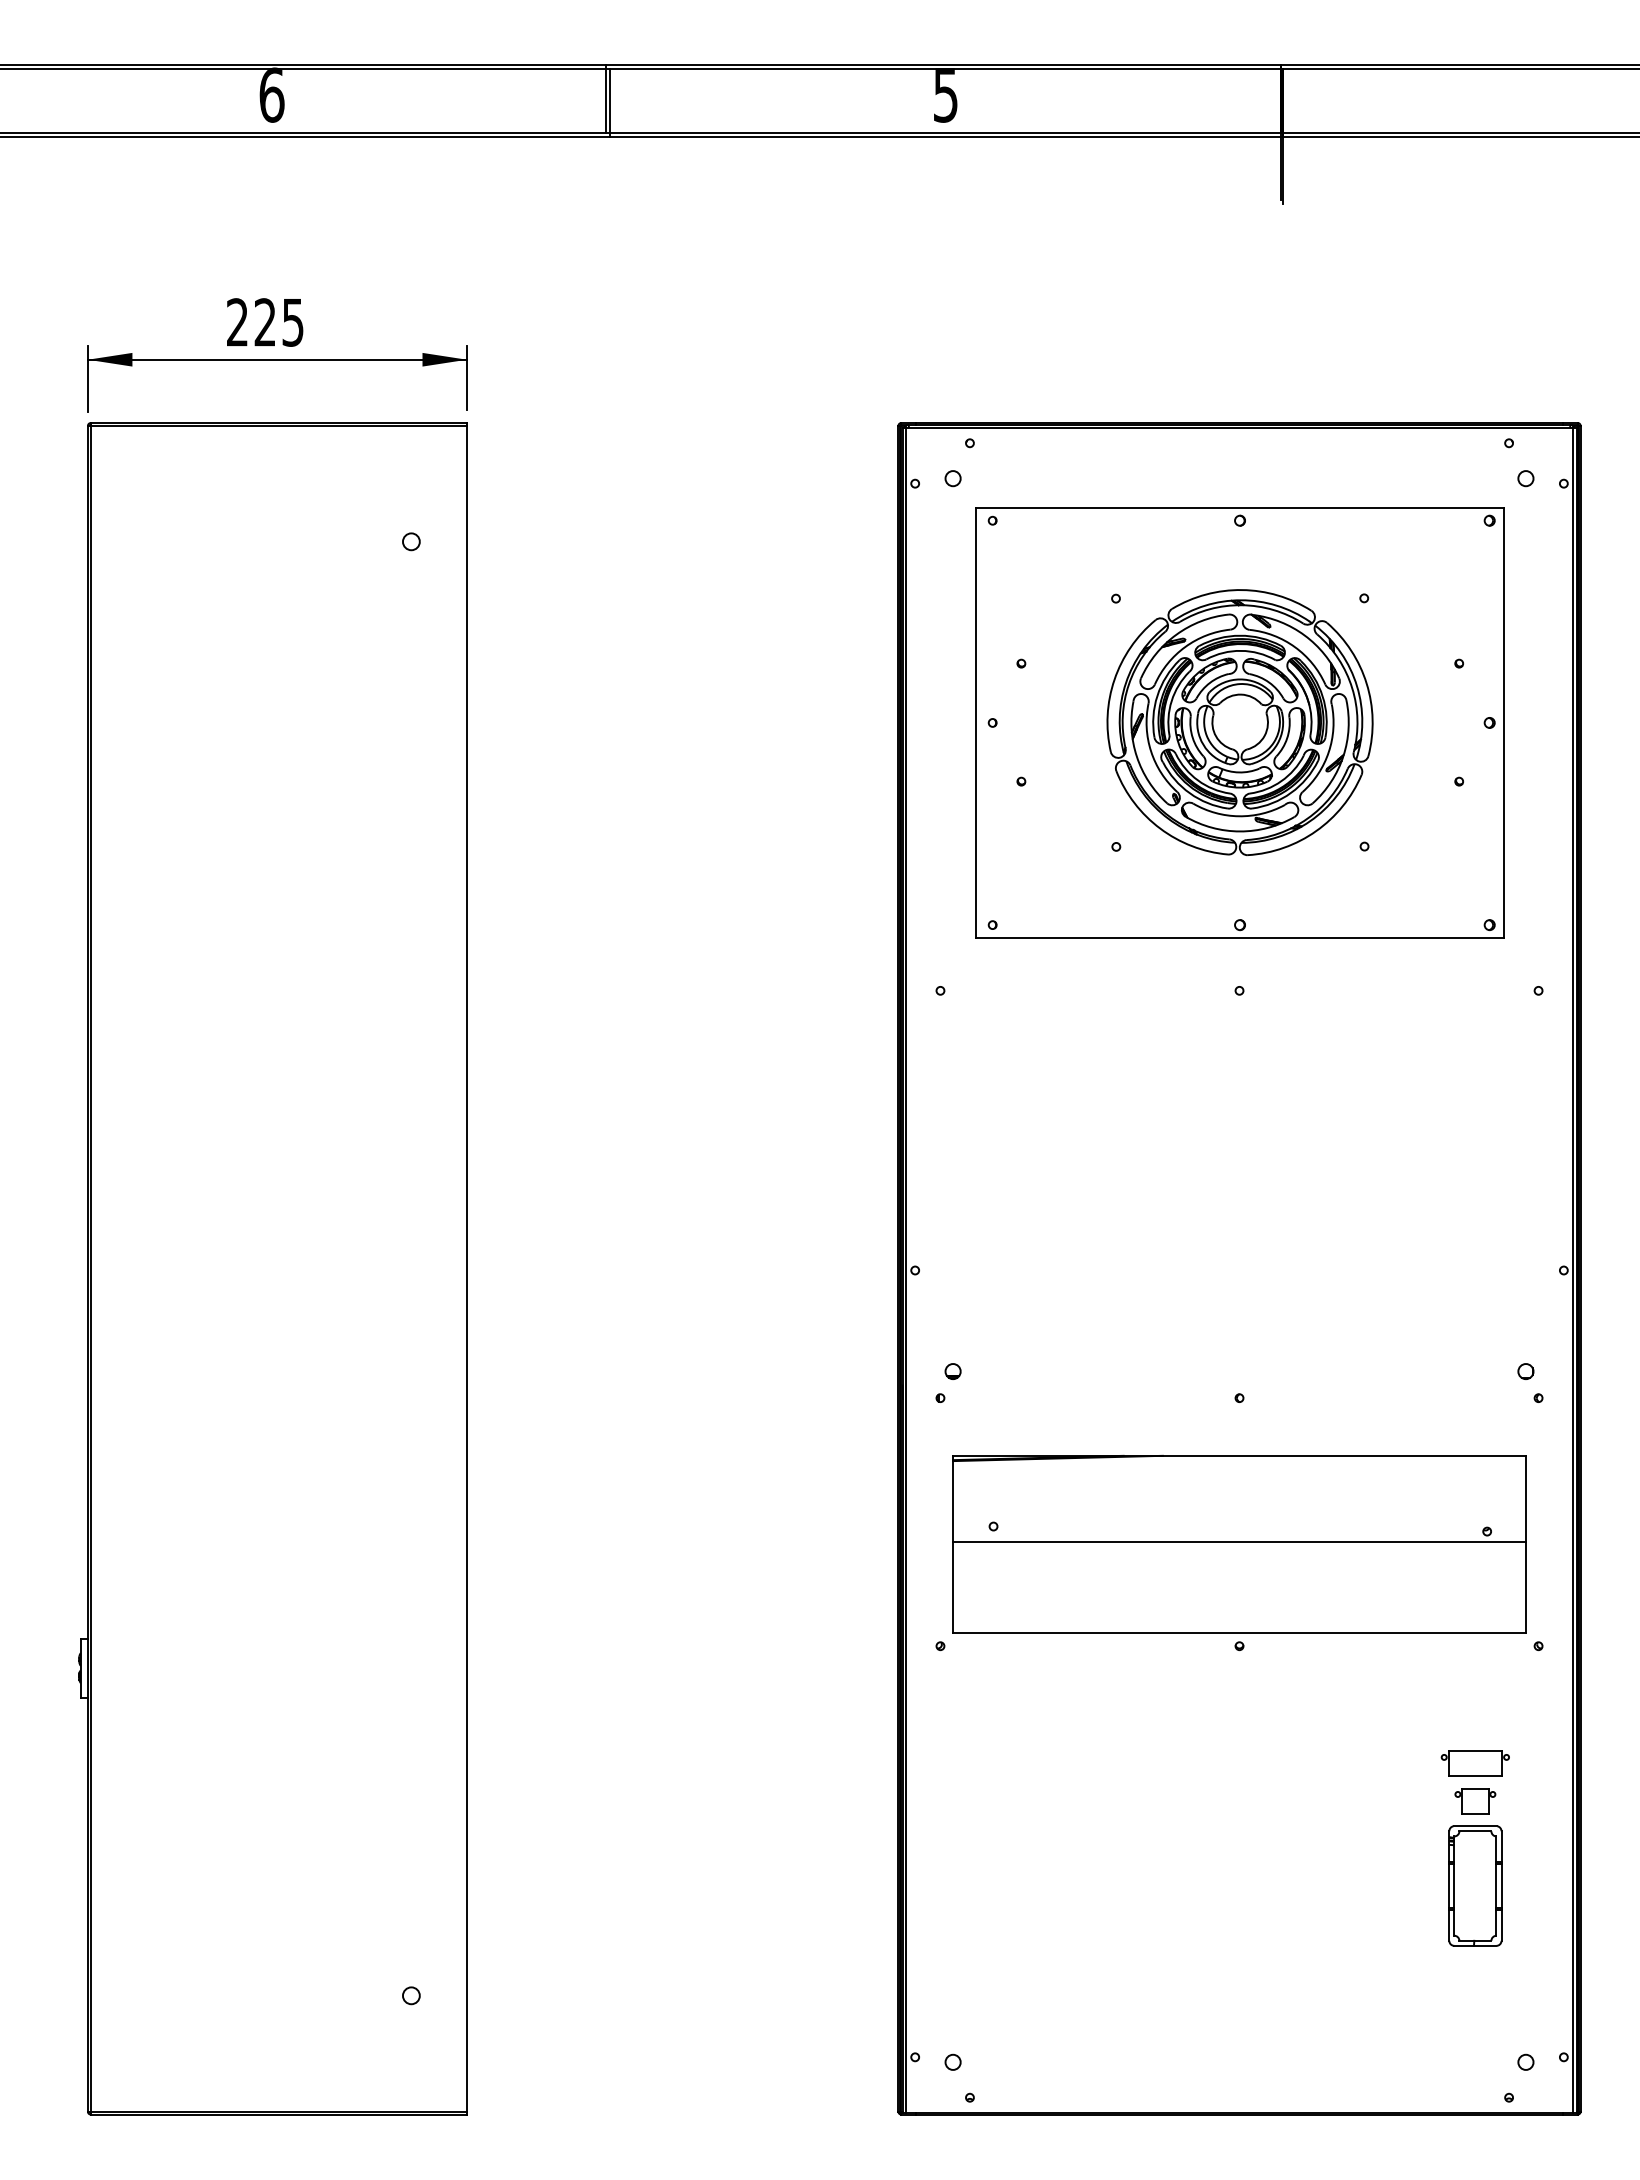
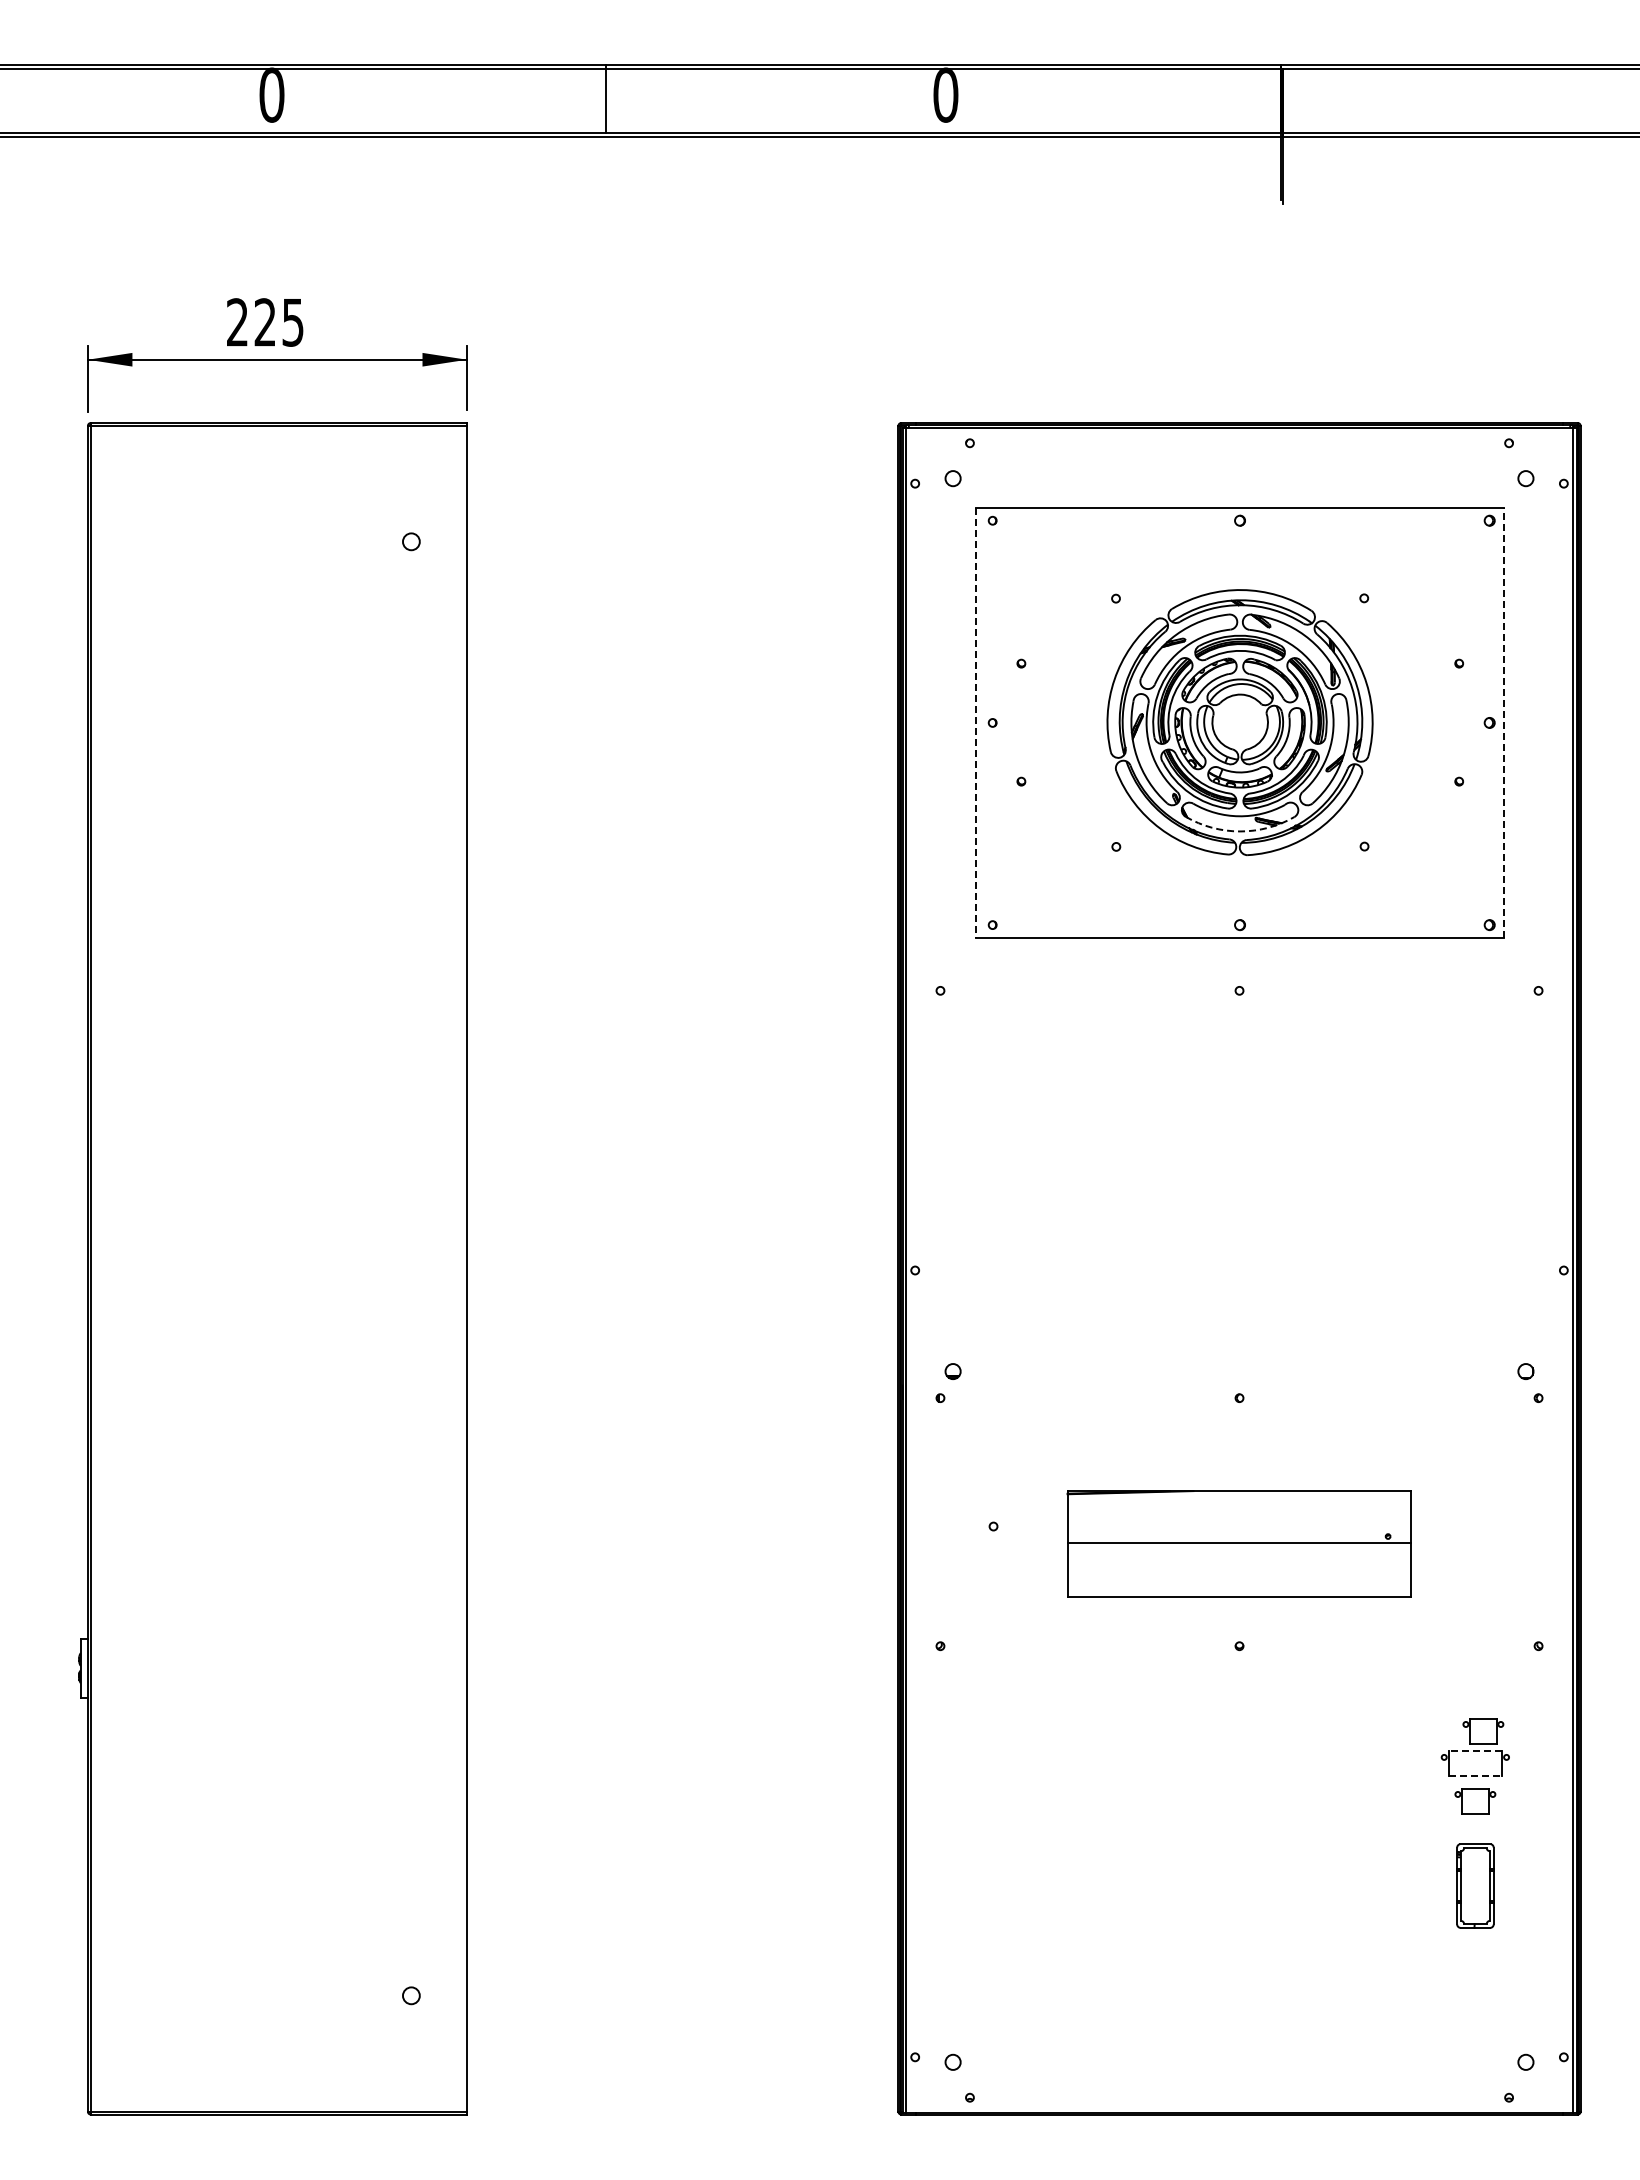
text: 6 -> 0 (271, 94)
text: 5 -> 0 (945, 94)
line: present -> none (609, 102)
line: solid -> dashed (976, 722)
line: solid -> dashed (1503, 722)
arc: solid -> dashed (1240, 831)
part size: 575x180 px -> 346x108 px (1238, 1543)
part: none -> present (1483, 1731)
line: solid -> dashed (1474, 1750)
line: solid -> dashed (1475, 1775)
part size: 55x122 px -> 39x86 px (1475, 1885)
